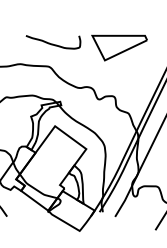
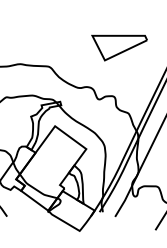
curve: present -> none (53, 43)
